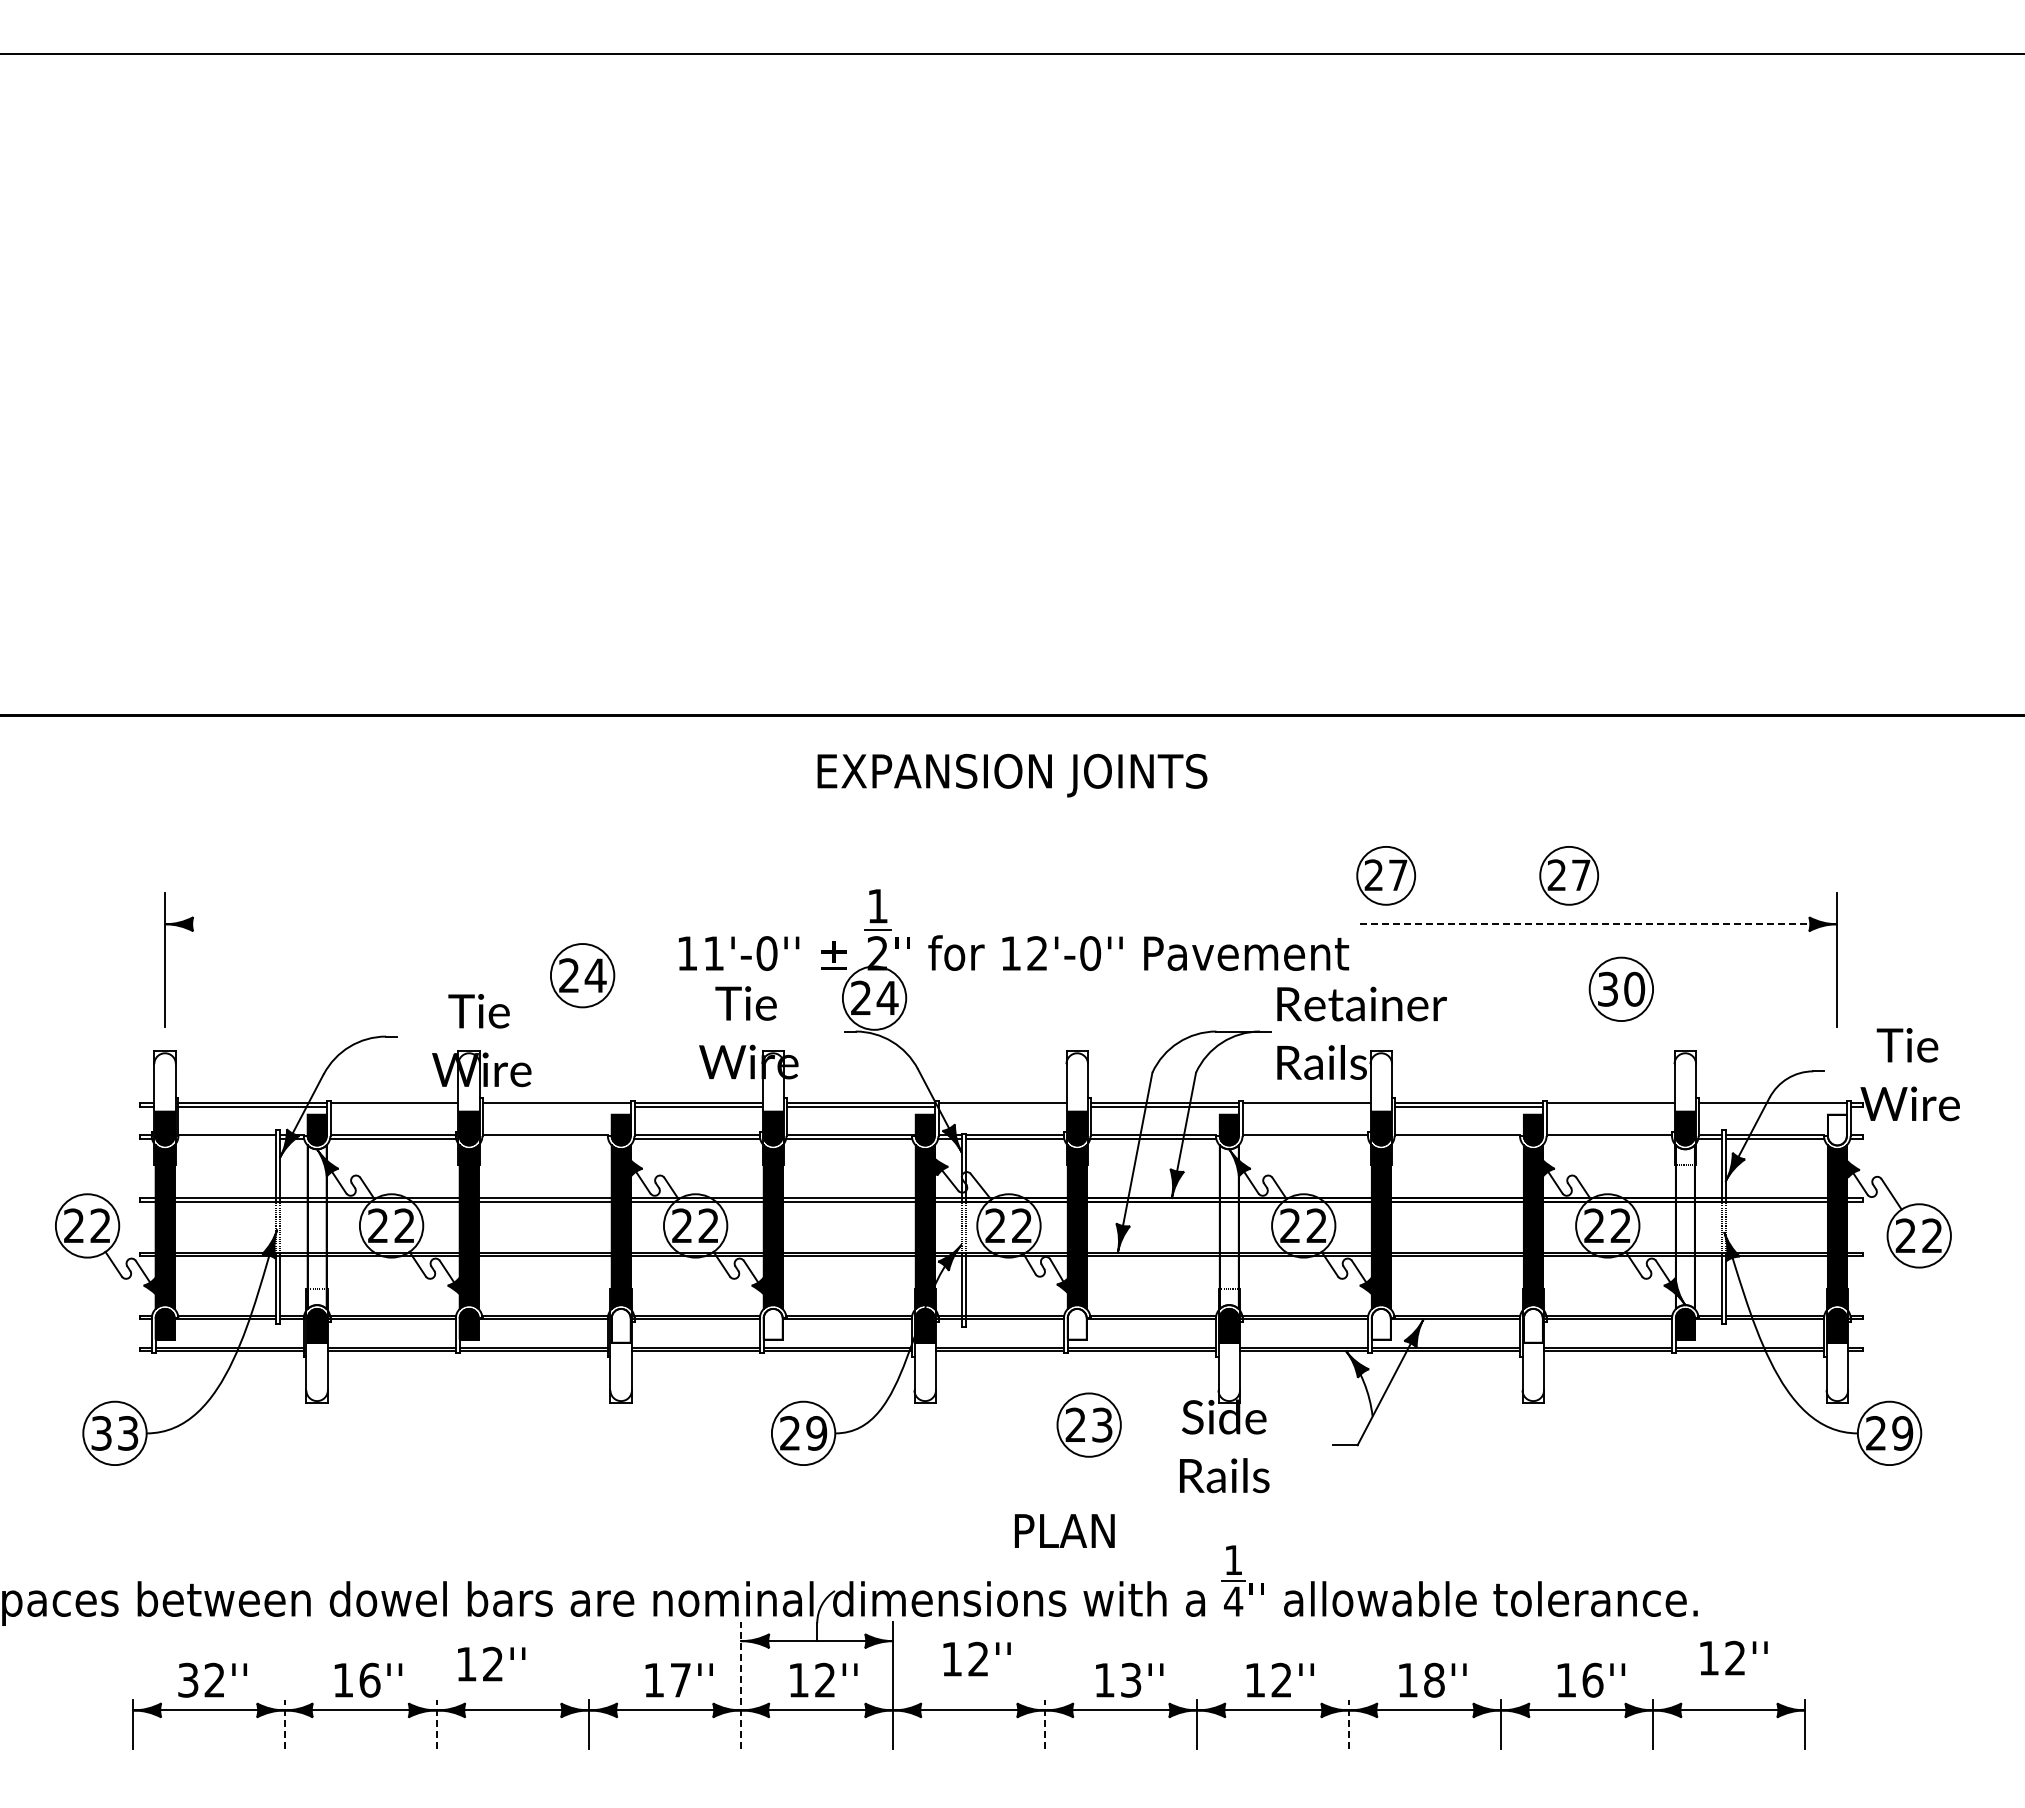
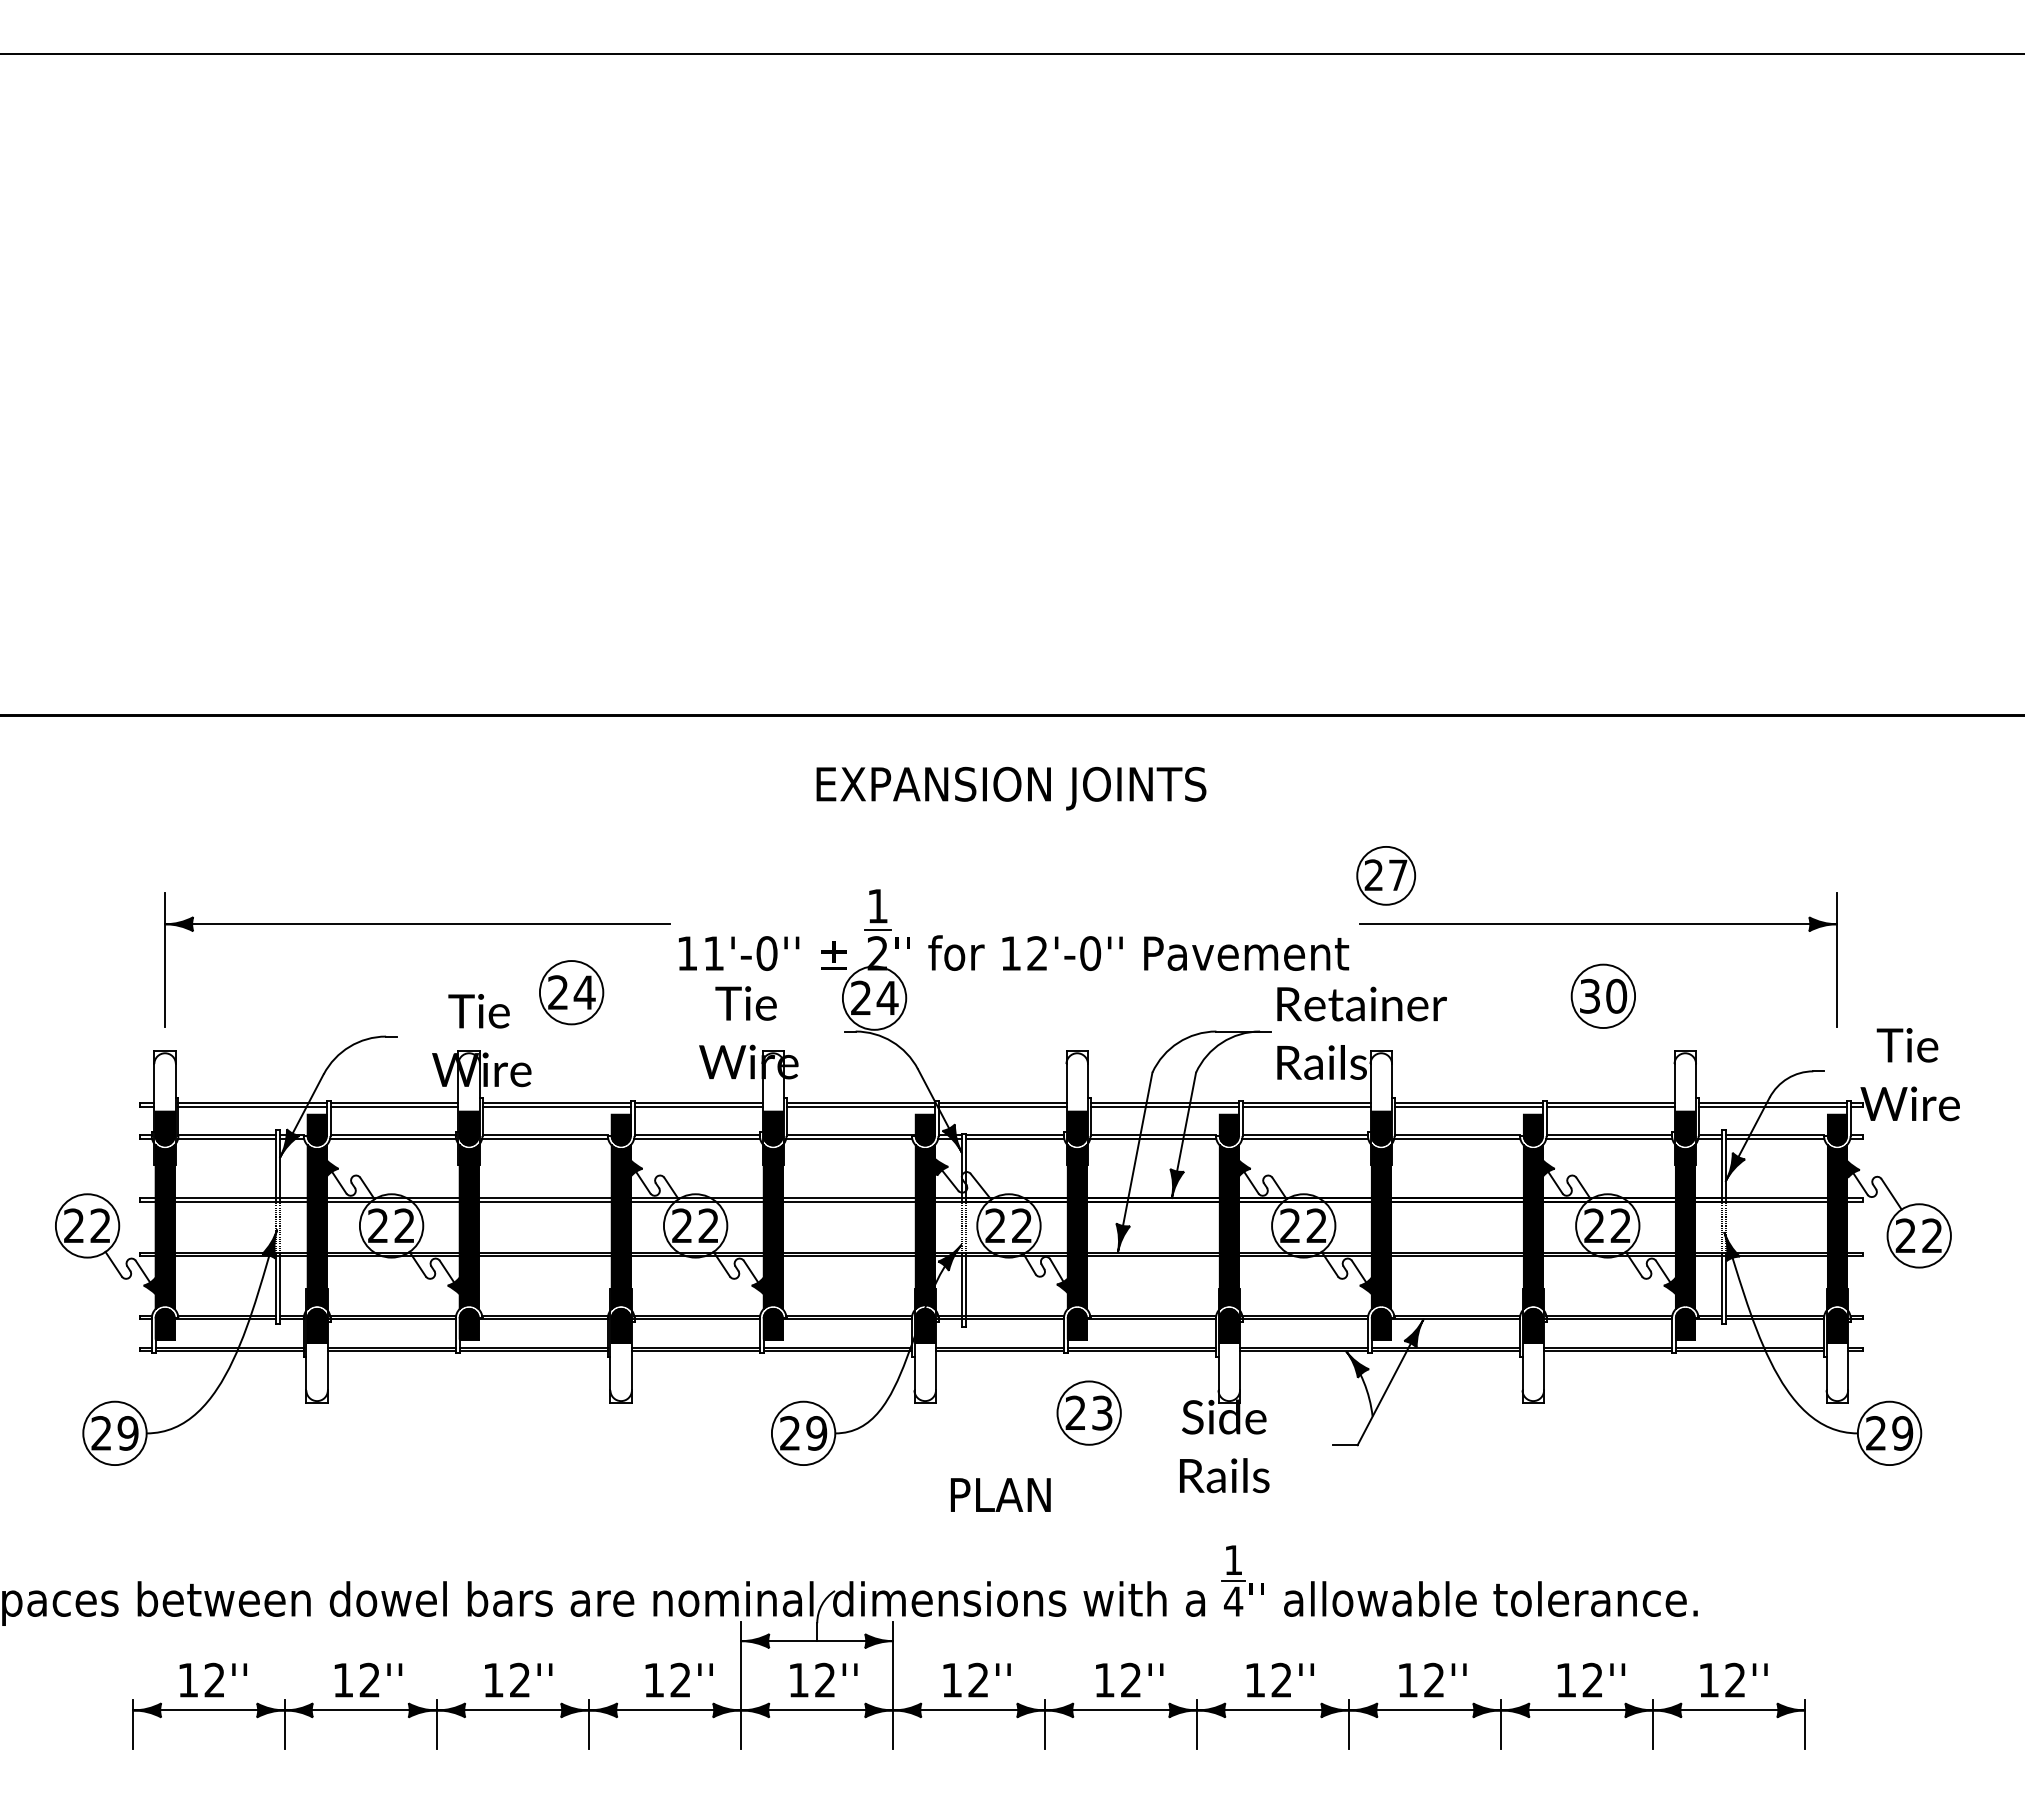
text position: (1012, 775) -> (1011, 788) (1011, 788)
part: present -> none (1569, 875)
line: none -> present (417, 924)
line: dashed -> solid (1598, 924)
part position: (582, 975) -> (571, 992) (571, 992)
part position: (1620, 988) -> (1602, 995) (1602, 995)
line: none -> present (394, 1106)
line: none -> present (556, 1106)
line: none -> present (1002, 1106)
line: none -> present (1306, 1106)
line: none -> present (1610, 1106)
line: none -> present (1772, 1106)
fill: none -> present (1836, 1129)
line: none -> present (227, 1138)
line: none -> present (544, 1138)
line: none -> present (1305, 1138)
line: none -> present (1457, 1138)
line: none -> present (1609, 1138)
fill: none -> present (316, 1227)
fill: none -> present (1228, 1227)
fill: none -> present (1684, 1227)
fill: none -> present (772, 1323)
fill: none -> present (1076, 1323)
fill: none -> present (1380, 1323)
fill: none -> present (620, 1325)
fill: none -> present (1532, 1325)
part position: (1088, 1424) -> (1088, 1412) (1088, 1412)
text: 33 -> 29 (114, 1433)
text position: (1064, 1530) -> (1000, 1494) (1000, 1494)
text position: (1733, 1657) -> (1733, 1679) (1733, 1679)
text position: (976, 1658) -> (976, 1679) (976, 1679)
text position: (491, 1663) -> (518, 1679) (518, 1679)
text: 32'' -> 12'' (188, 1679)
text: 16'' -> 12'' (369, 1679)
text: 17'' -> 12'' (680, 1679)
text: 18'' -> 12'' (1434, 1679)
text: 16'' -> 12'' (1592, 1679)
text: 13'' -> 12'' (1131, 1680)
line: dashed -> solid (741, 1685)
line: dashed -> solid (285, 1724)
line: dashed -> solid (437, 1724)
line: dashed -> solid (1045, 1724)
line: dashed -> solid (1349, 1724)
